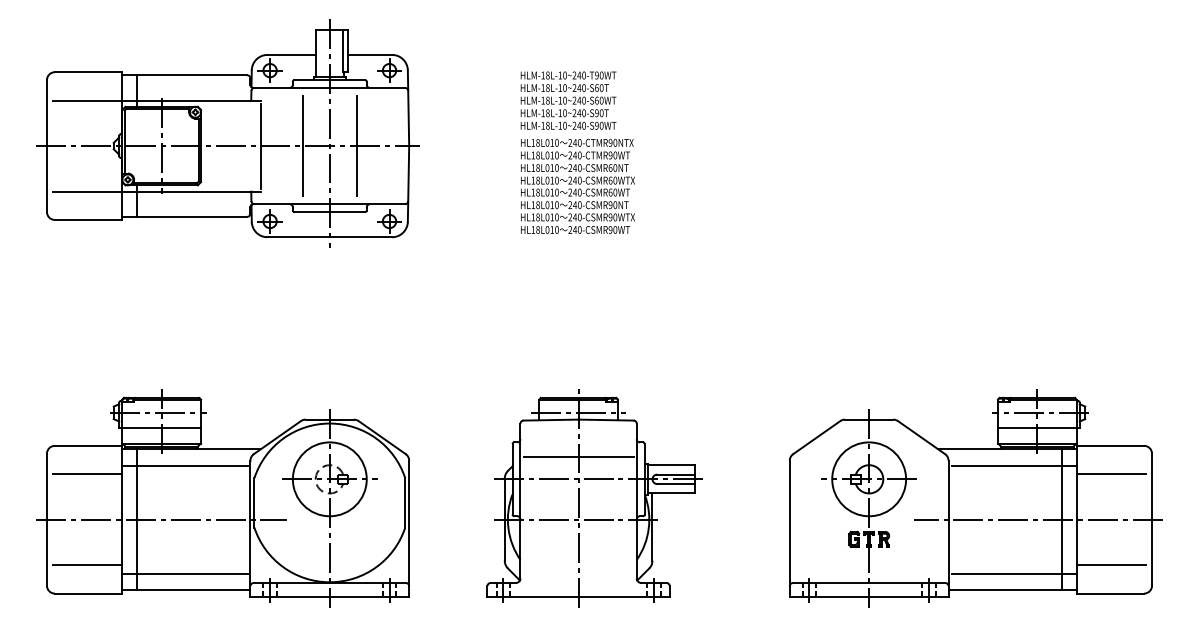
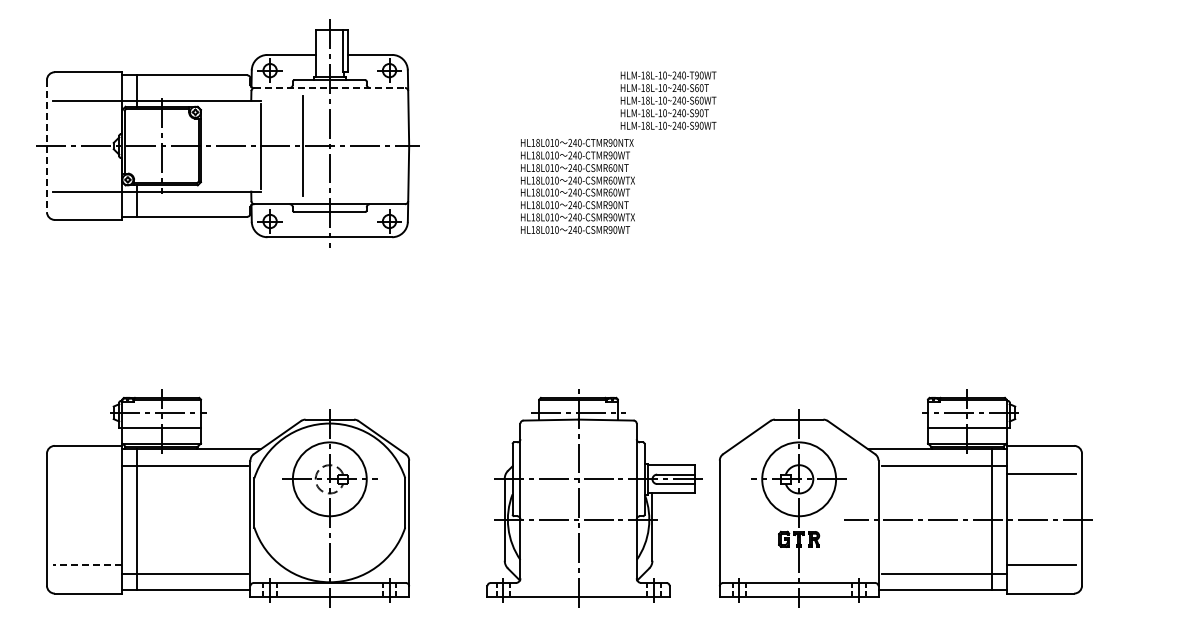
line: solid -> dashed (329, 87)
text position: (568, 100) -> (668, 100) (668, 100)
line: present -> none (356, 145)
line: solid -> dashed (46, 146)
line: present -> none (578, 456)
line: present -> none (86, 474)
part position: (975, 498) -> (905, 498) (905, 498)
line: present -> none (161, 519)
line: solid -> dashed (87, 565)
